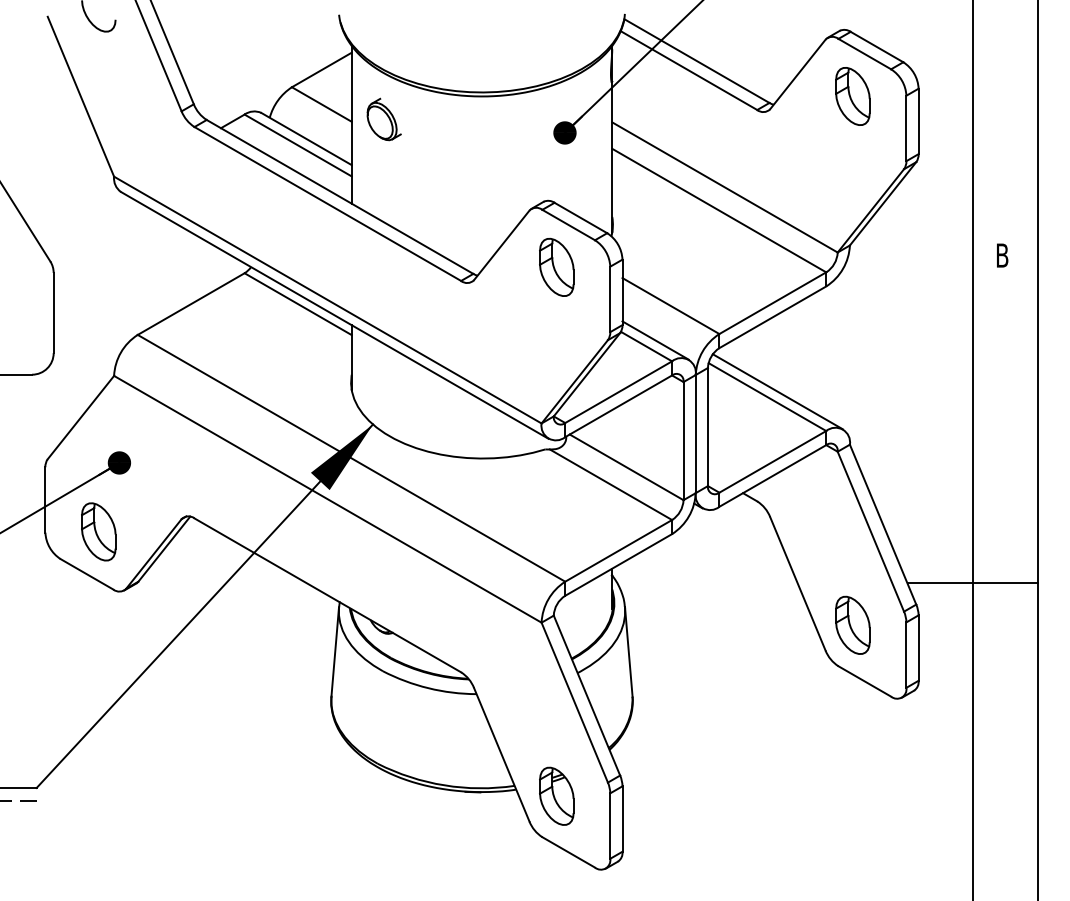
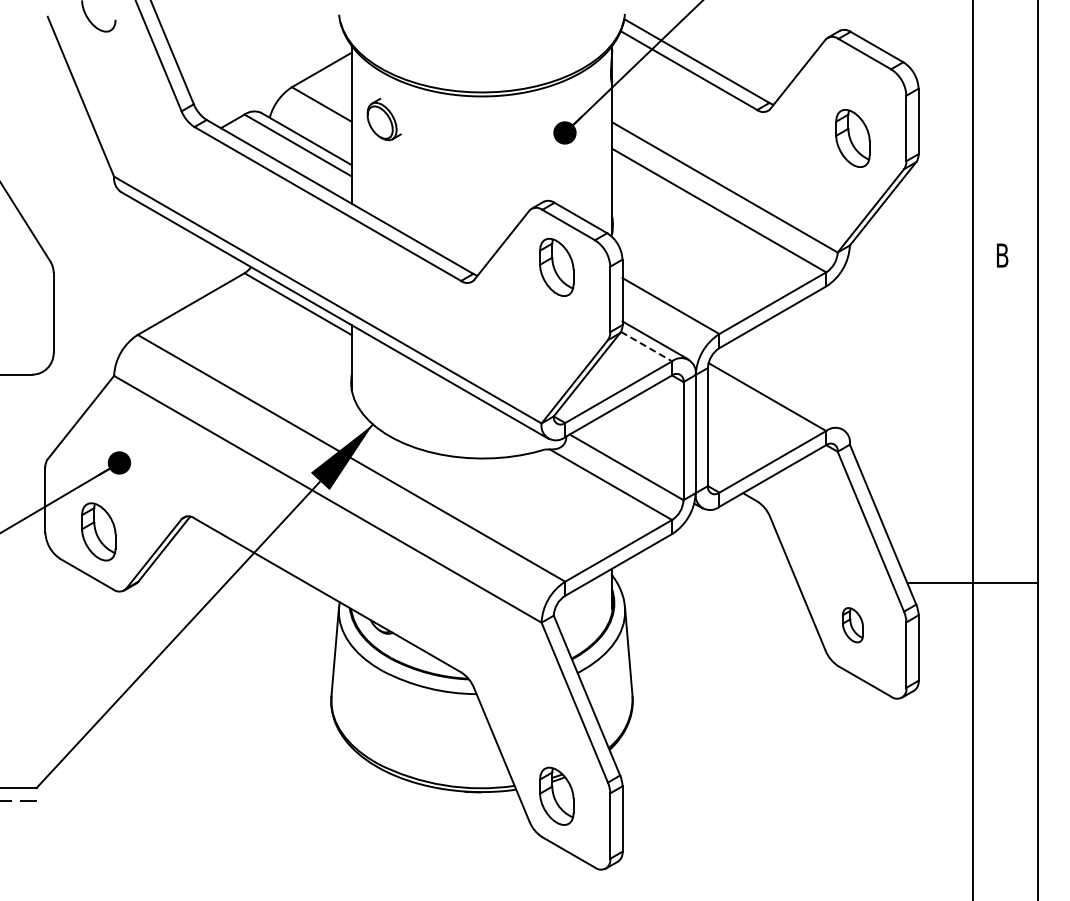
part position: (852, 96) -> (852, 138) (852, 138)
line: solid -> dashed (646, 346)
line: present -> none (777, 391)
part size: 36x60 px -> 23x37 px (852, 625)
